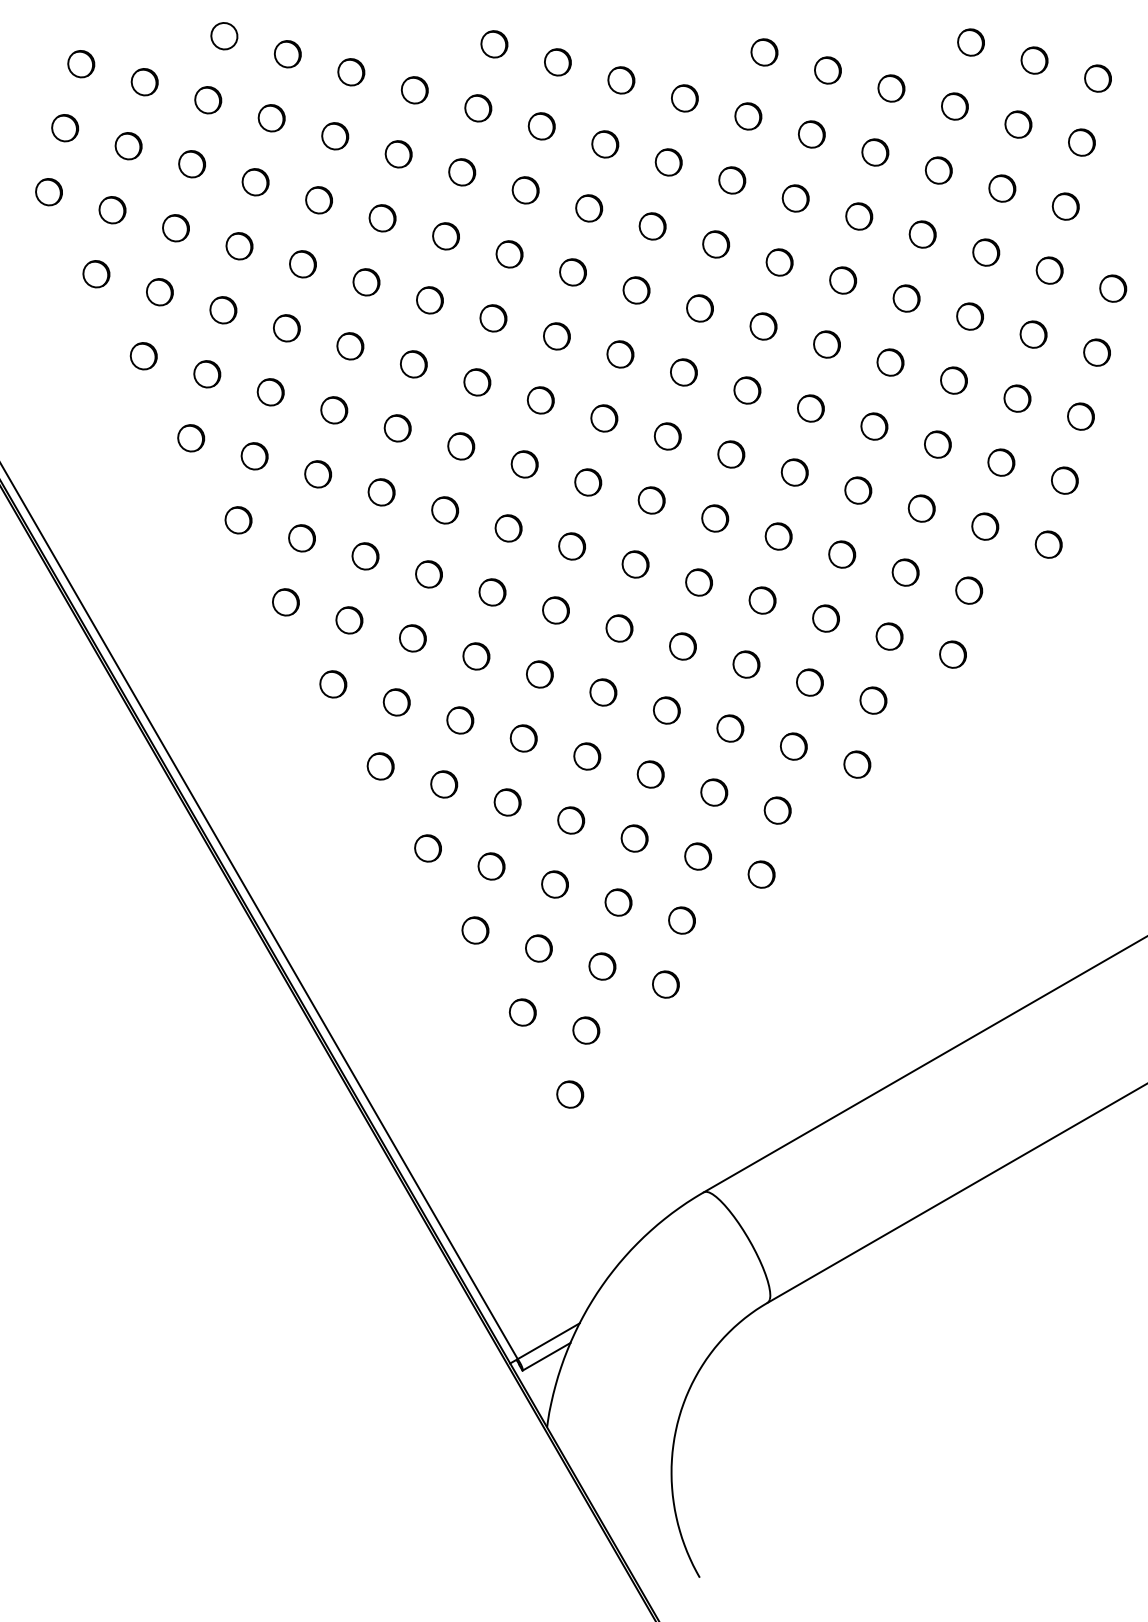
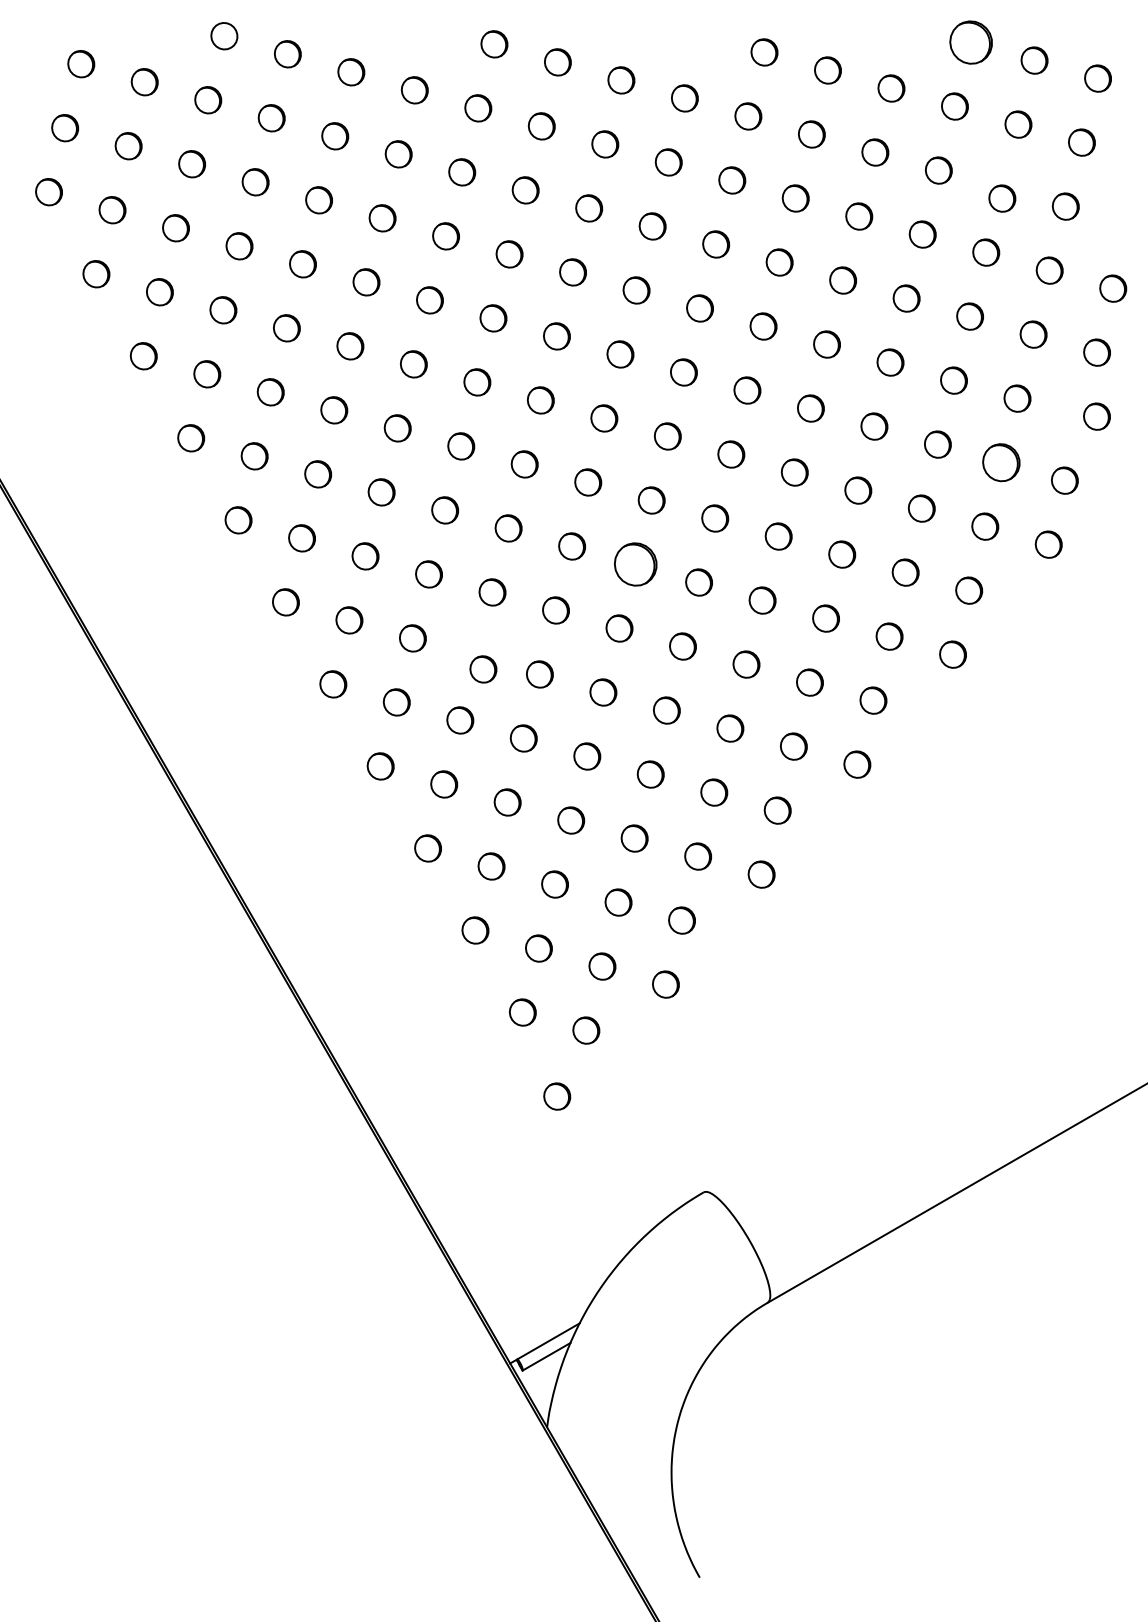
part size: 28x29 px -> 44x45 px (970, 42)
part position: (1002, 188) -> (1002, 198) (1002, 198)
part position: (1080, 416) -> (1096, 416) (1096, 416)
part size: 29x29 px -> 39x40 px (1001, 462)
part size: 29x29 px -> 44x45 px (635, 564)
part position: (476, 656) -> (483, 669) (483, 669)
line: present -> none (259, 912)
line: present -> none (923, 1064)
part position: (570, 1094) -> (557, 1096) (557, 1096)
